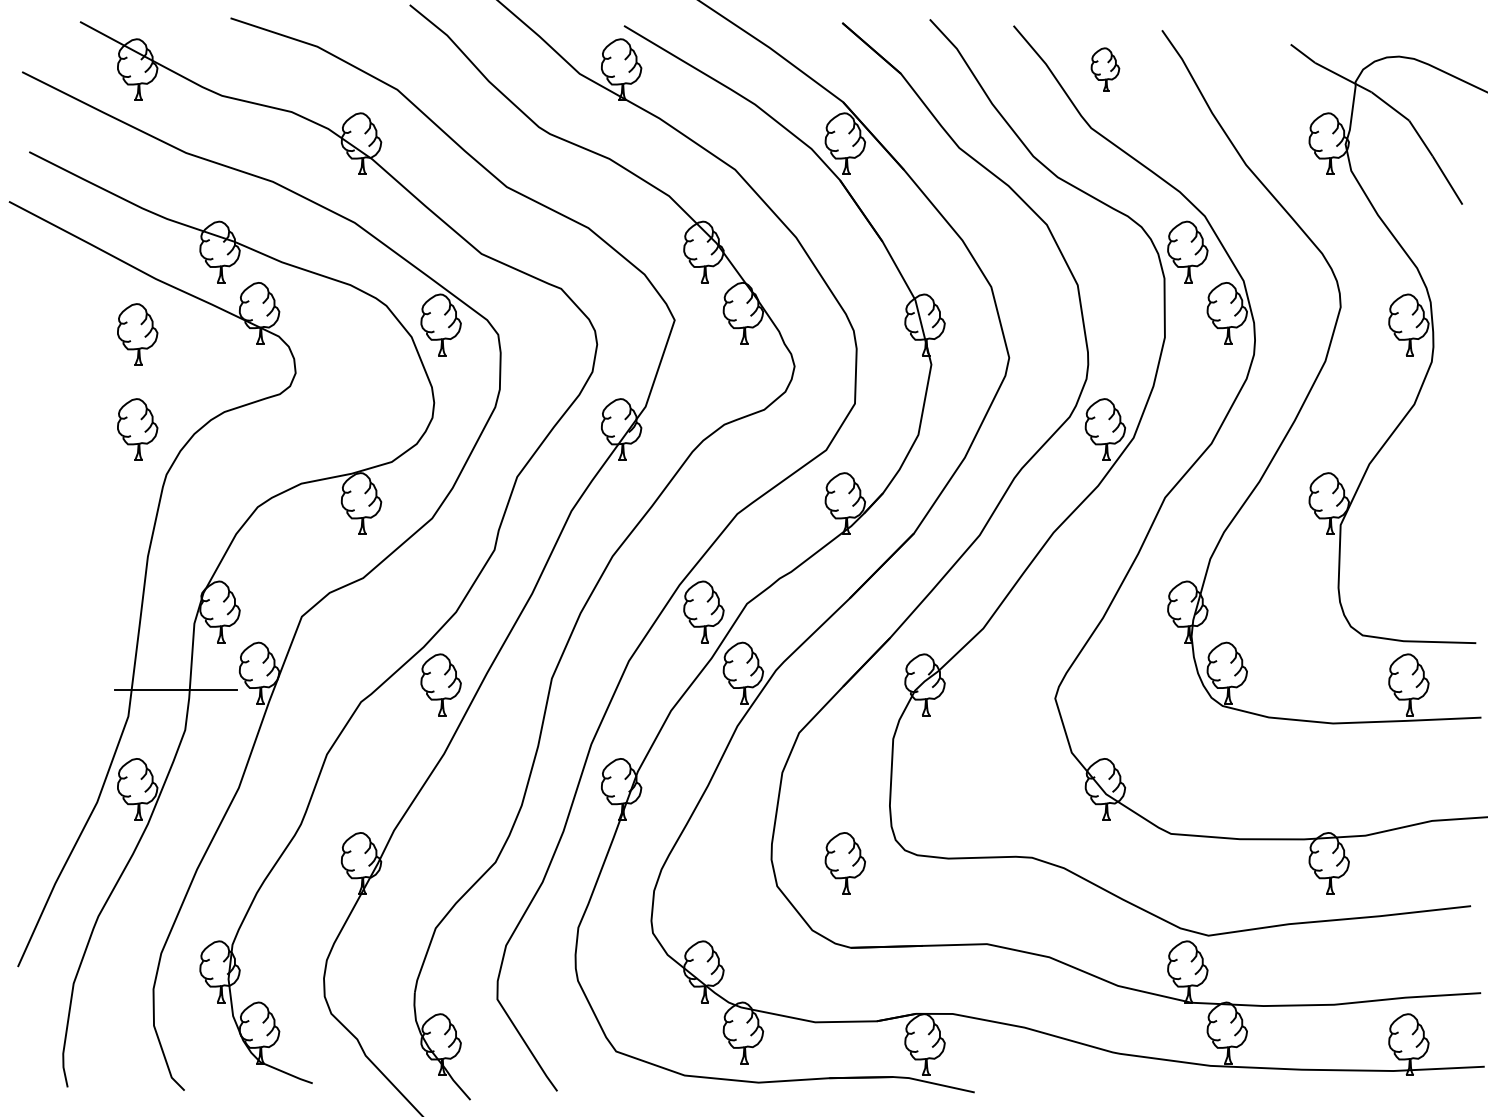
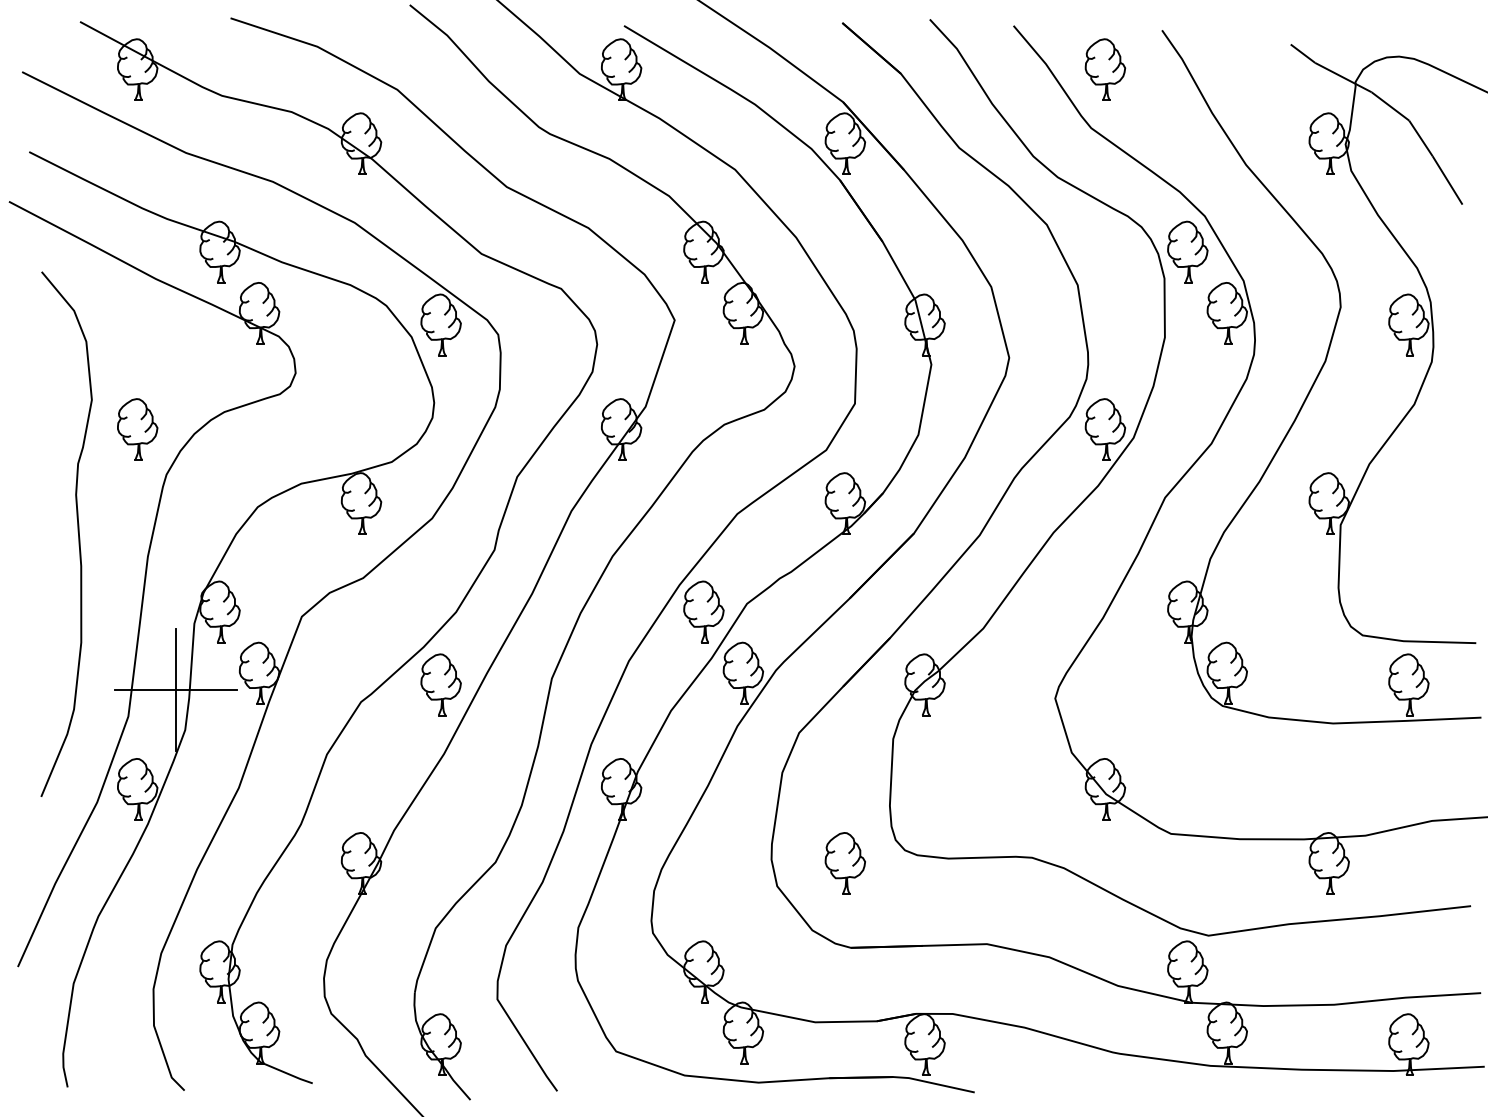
part size: 31x45 px -> 43x63 px (1105, 69)
part: present -> none (137, 334)
curve: none -> present (77, 532)
line: none -> present (176, 689)
